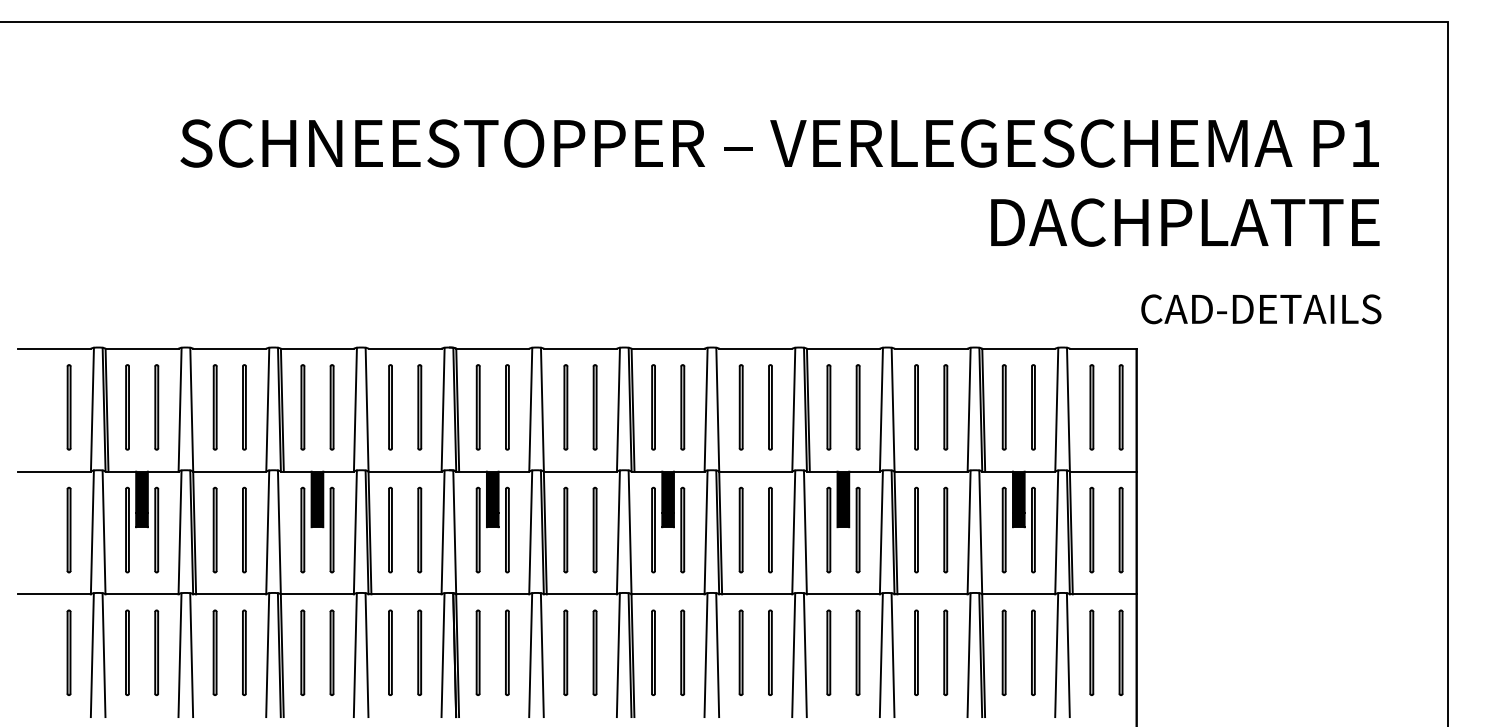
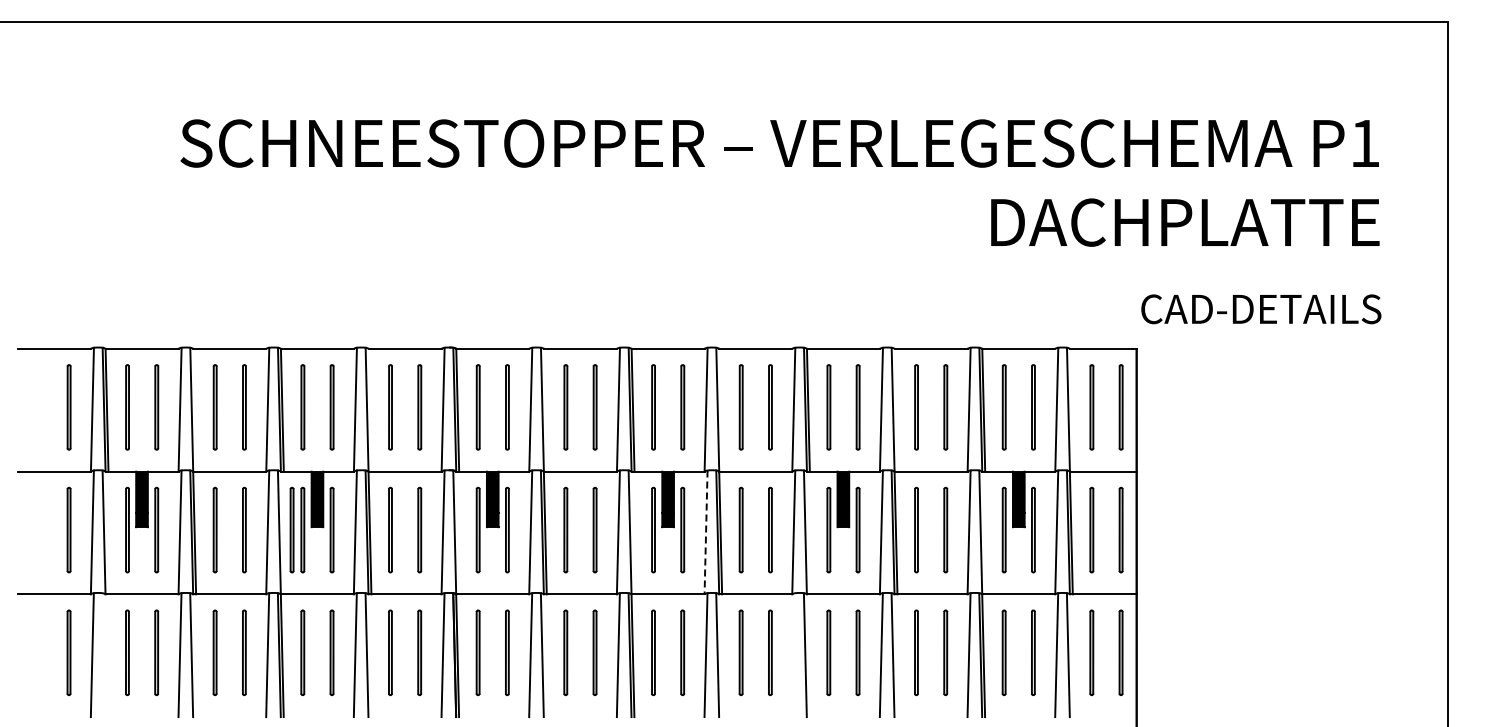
part: none -> present (291, 529)
line: solid -> dashed (706, 532)
line: present -> none (103, 655)
line: present -> none (793, 655)
